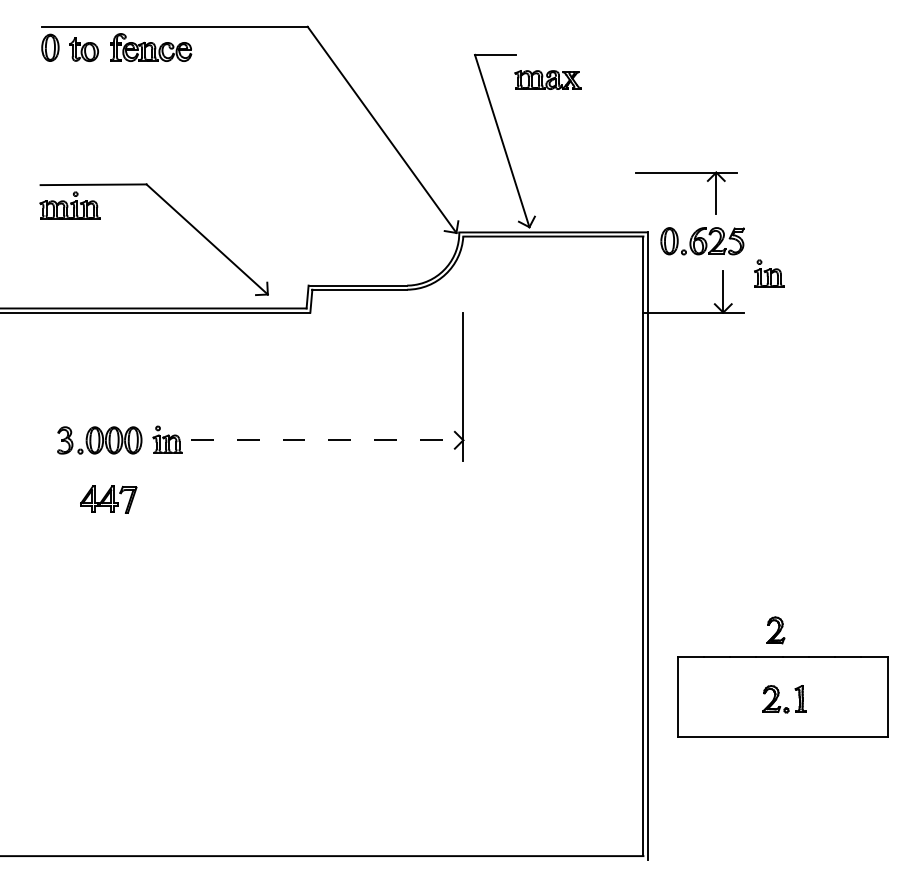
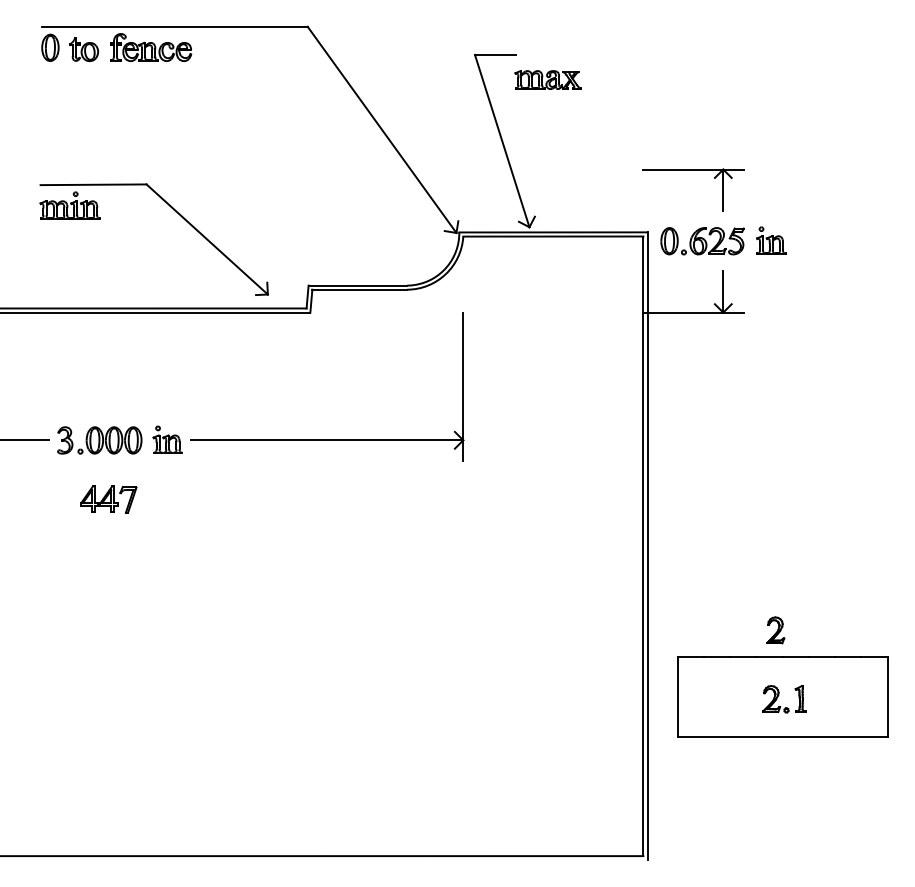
part position: (686, 173) -> (693, 170) (693, 170)
part position: (769, 273) -> (771, 240) (771, 240)
line: none -> present (25, 440)
line: dashed -> solid (327, 440)
